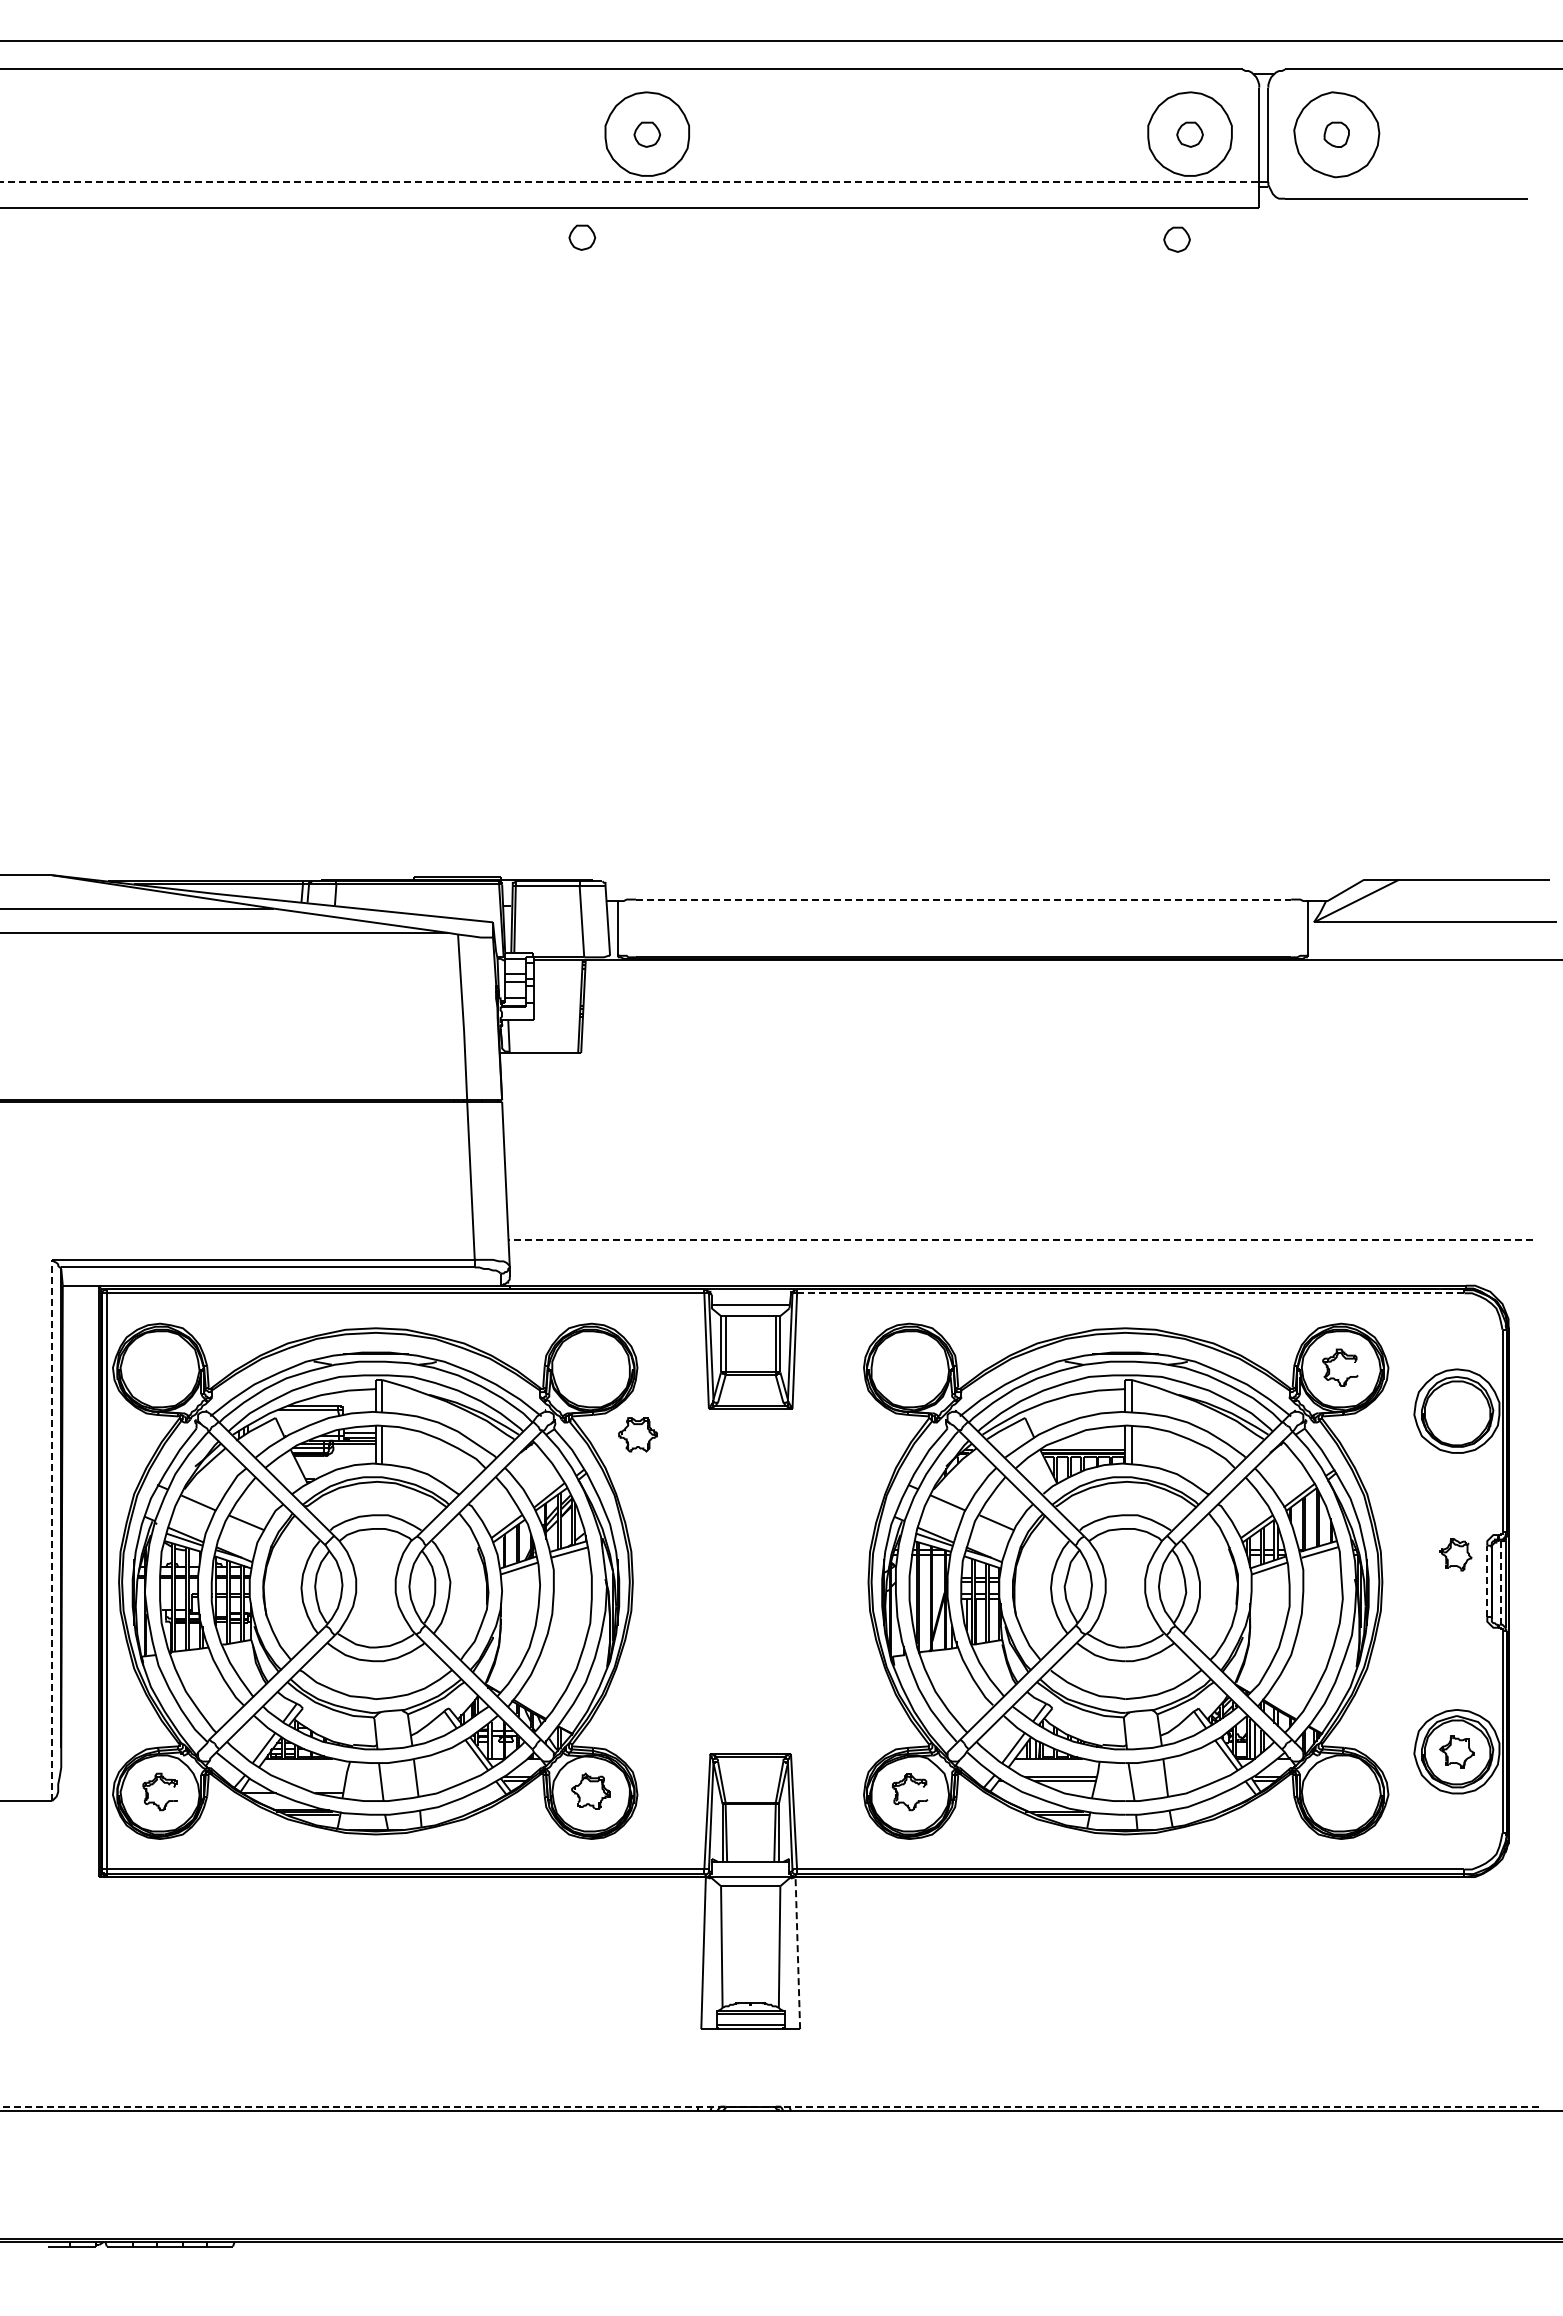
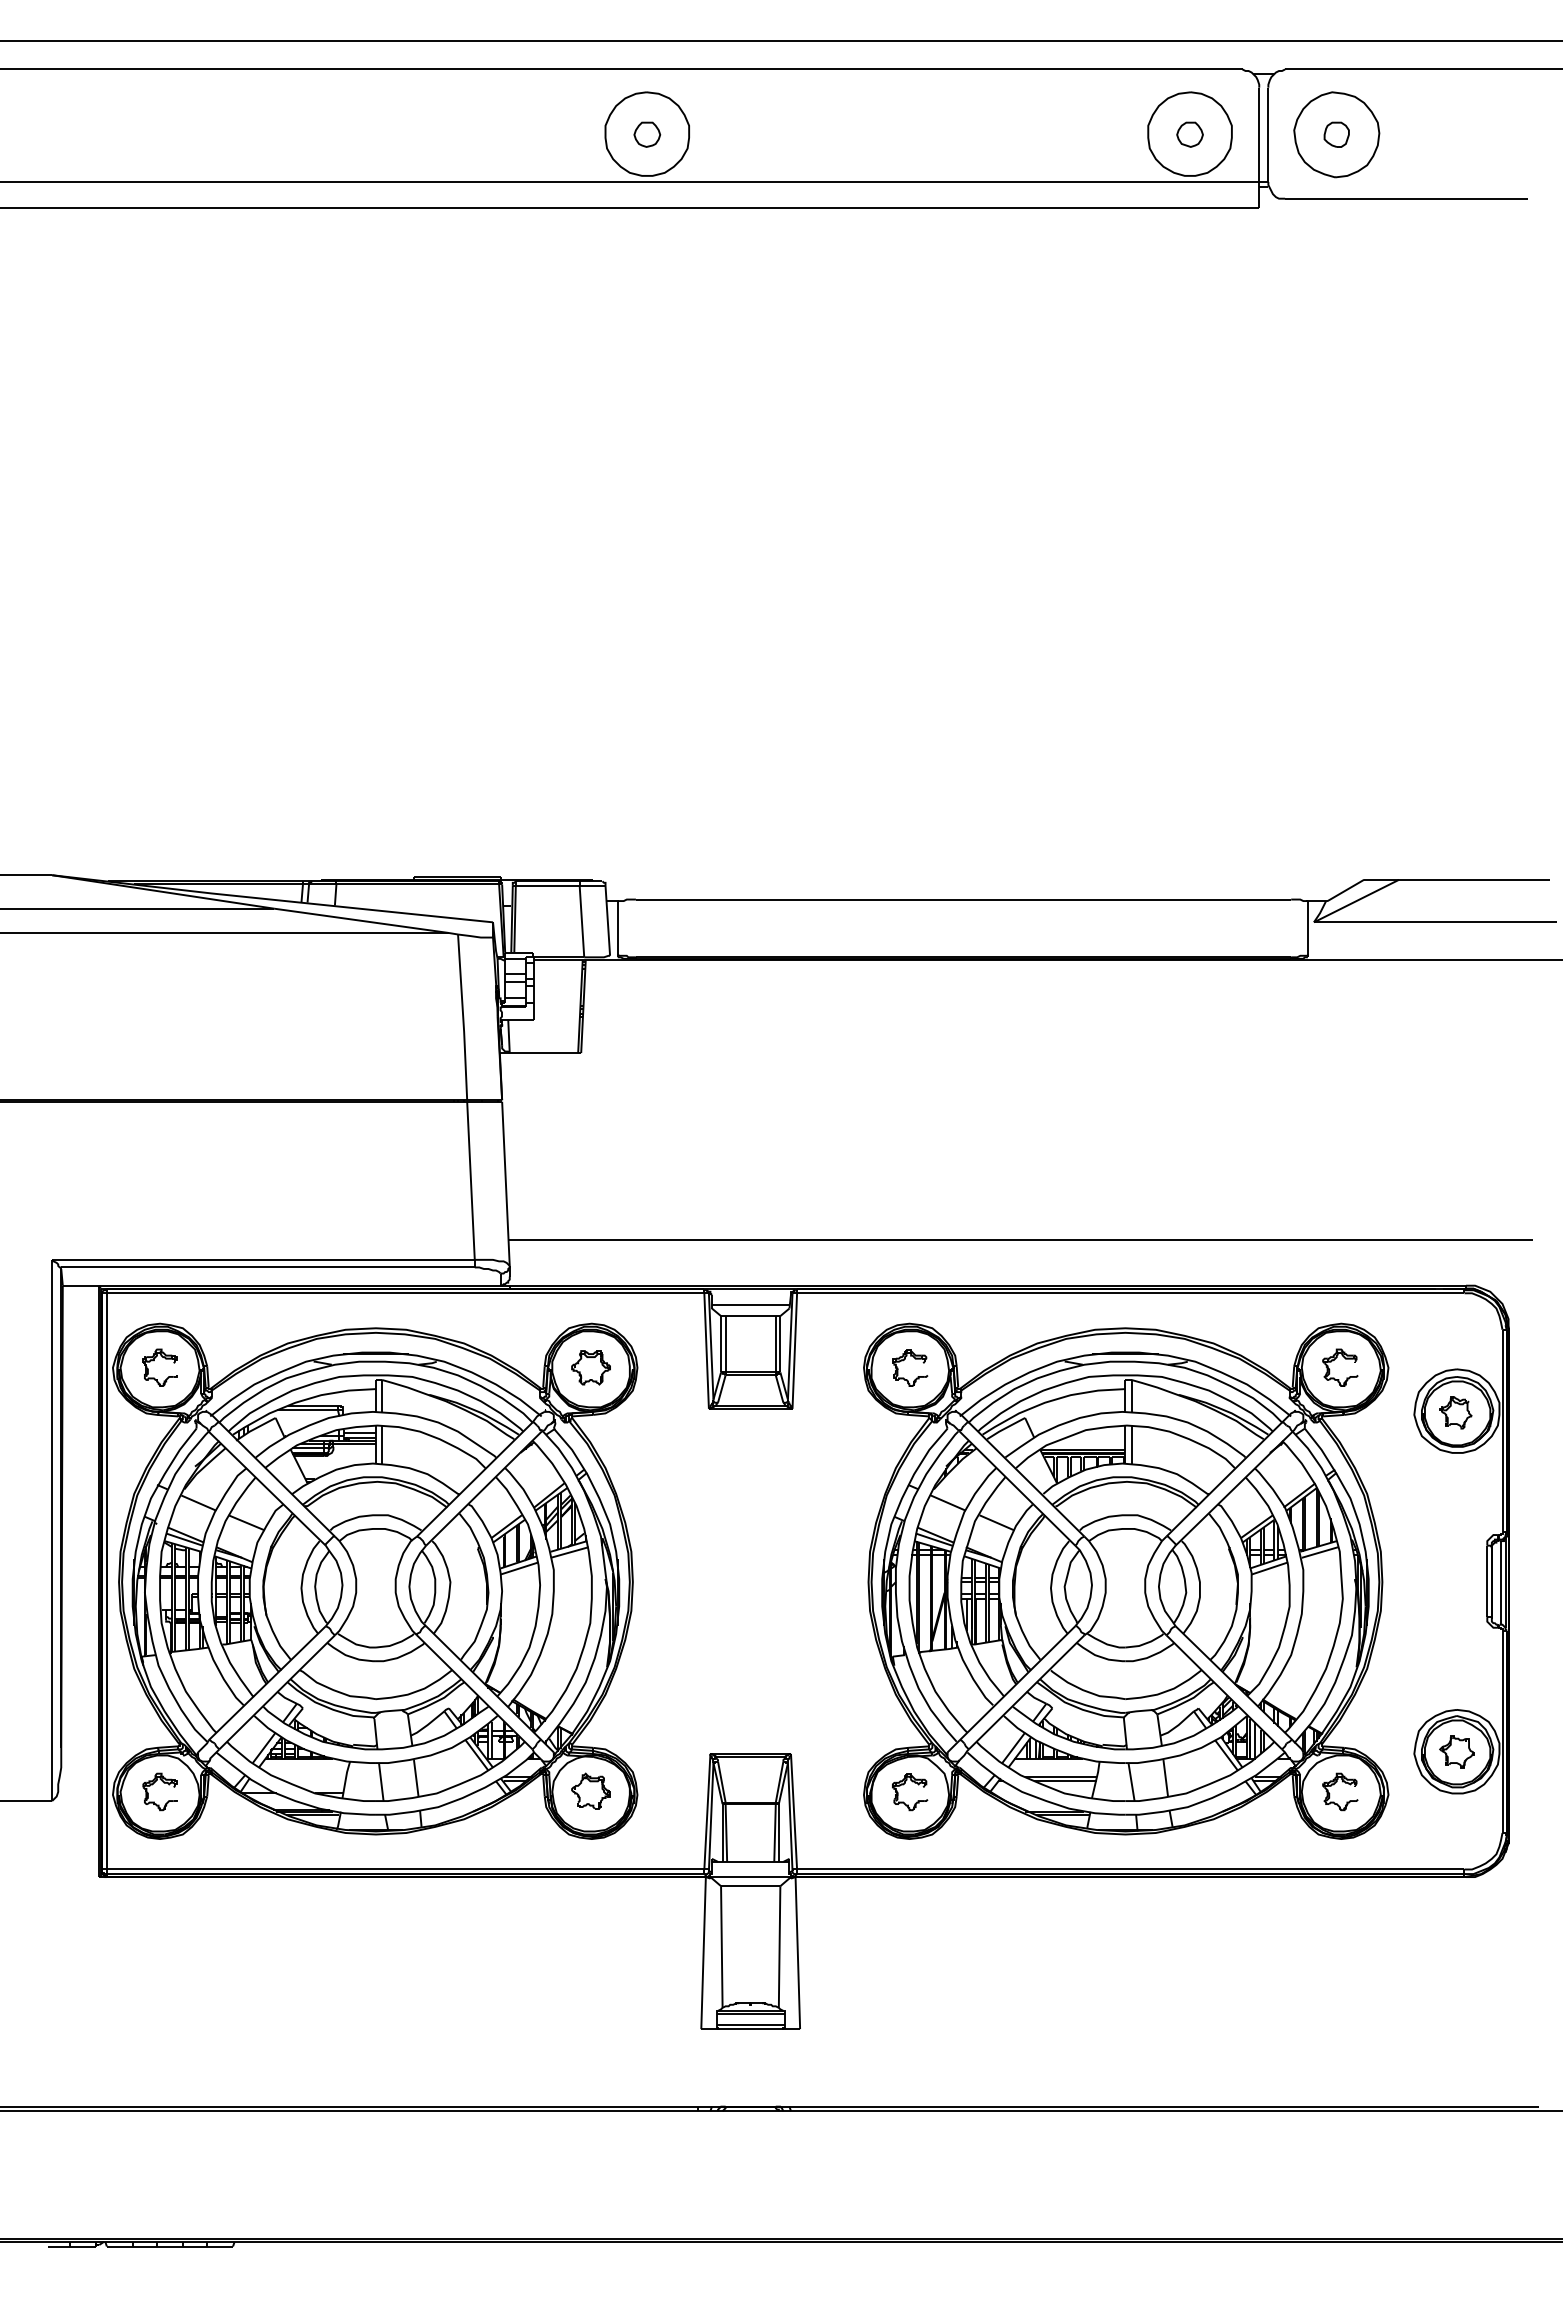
line: dashed -> solid (630, 181)
part: present -> none (582, 237)
part: present -> none (1176, 239)
line: dashed -> solid (963, 899)
line: dashed -> solid (1020, 1240)
line: dashed -> solid (1130, 1293)
part: none -> present (904, 1360)
part: none -> present (154, 1361)
part position: (637, 1434) -> (590, 1367) (590, 1367)
line: dashed -> solid (52, 1530)
part position: (1455, 1554) -> (1455, 1412) (1455, 1412)
line: dashed -> solid (1487, 1581)
line: dashed -> solid (1500, 1582)
part: none -> present (1342, 1782)
line: dashed -> solid (797, 1952)
line: dashed -> solid (770, 2106)
